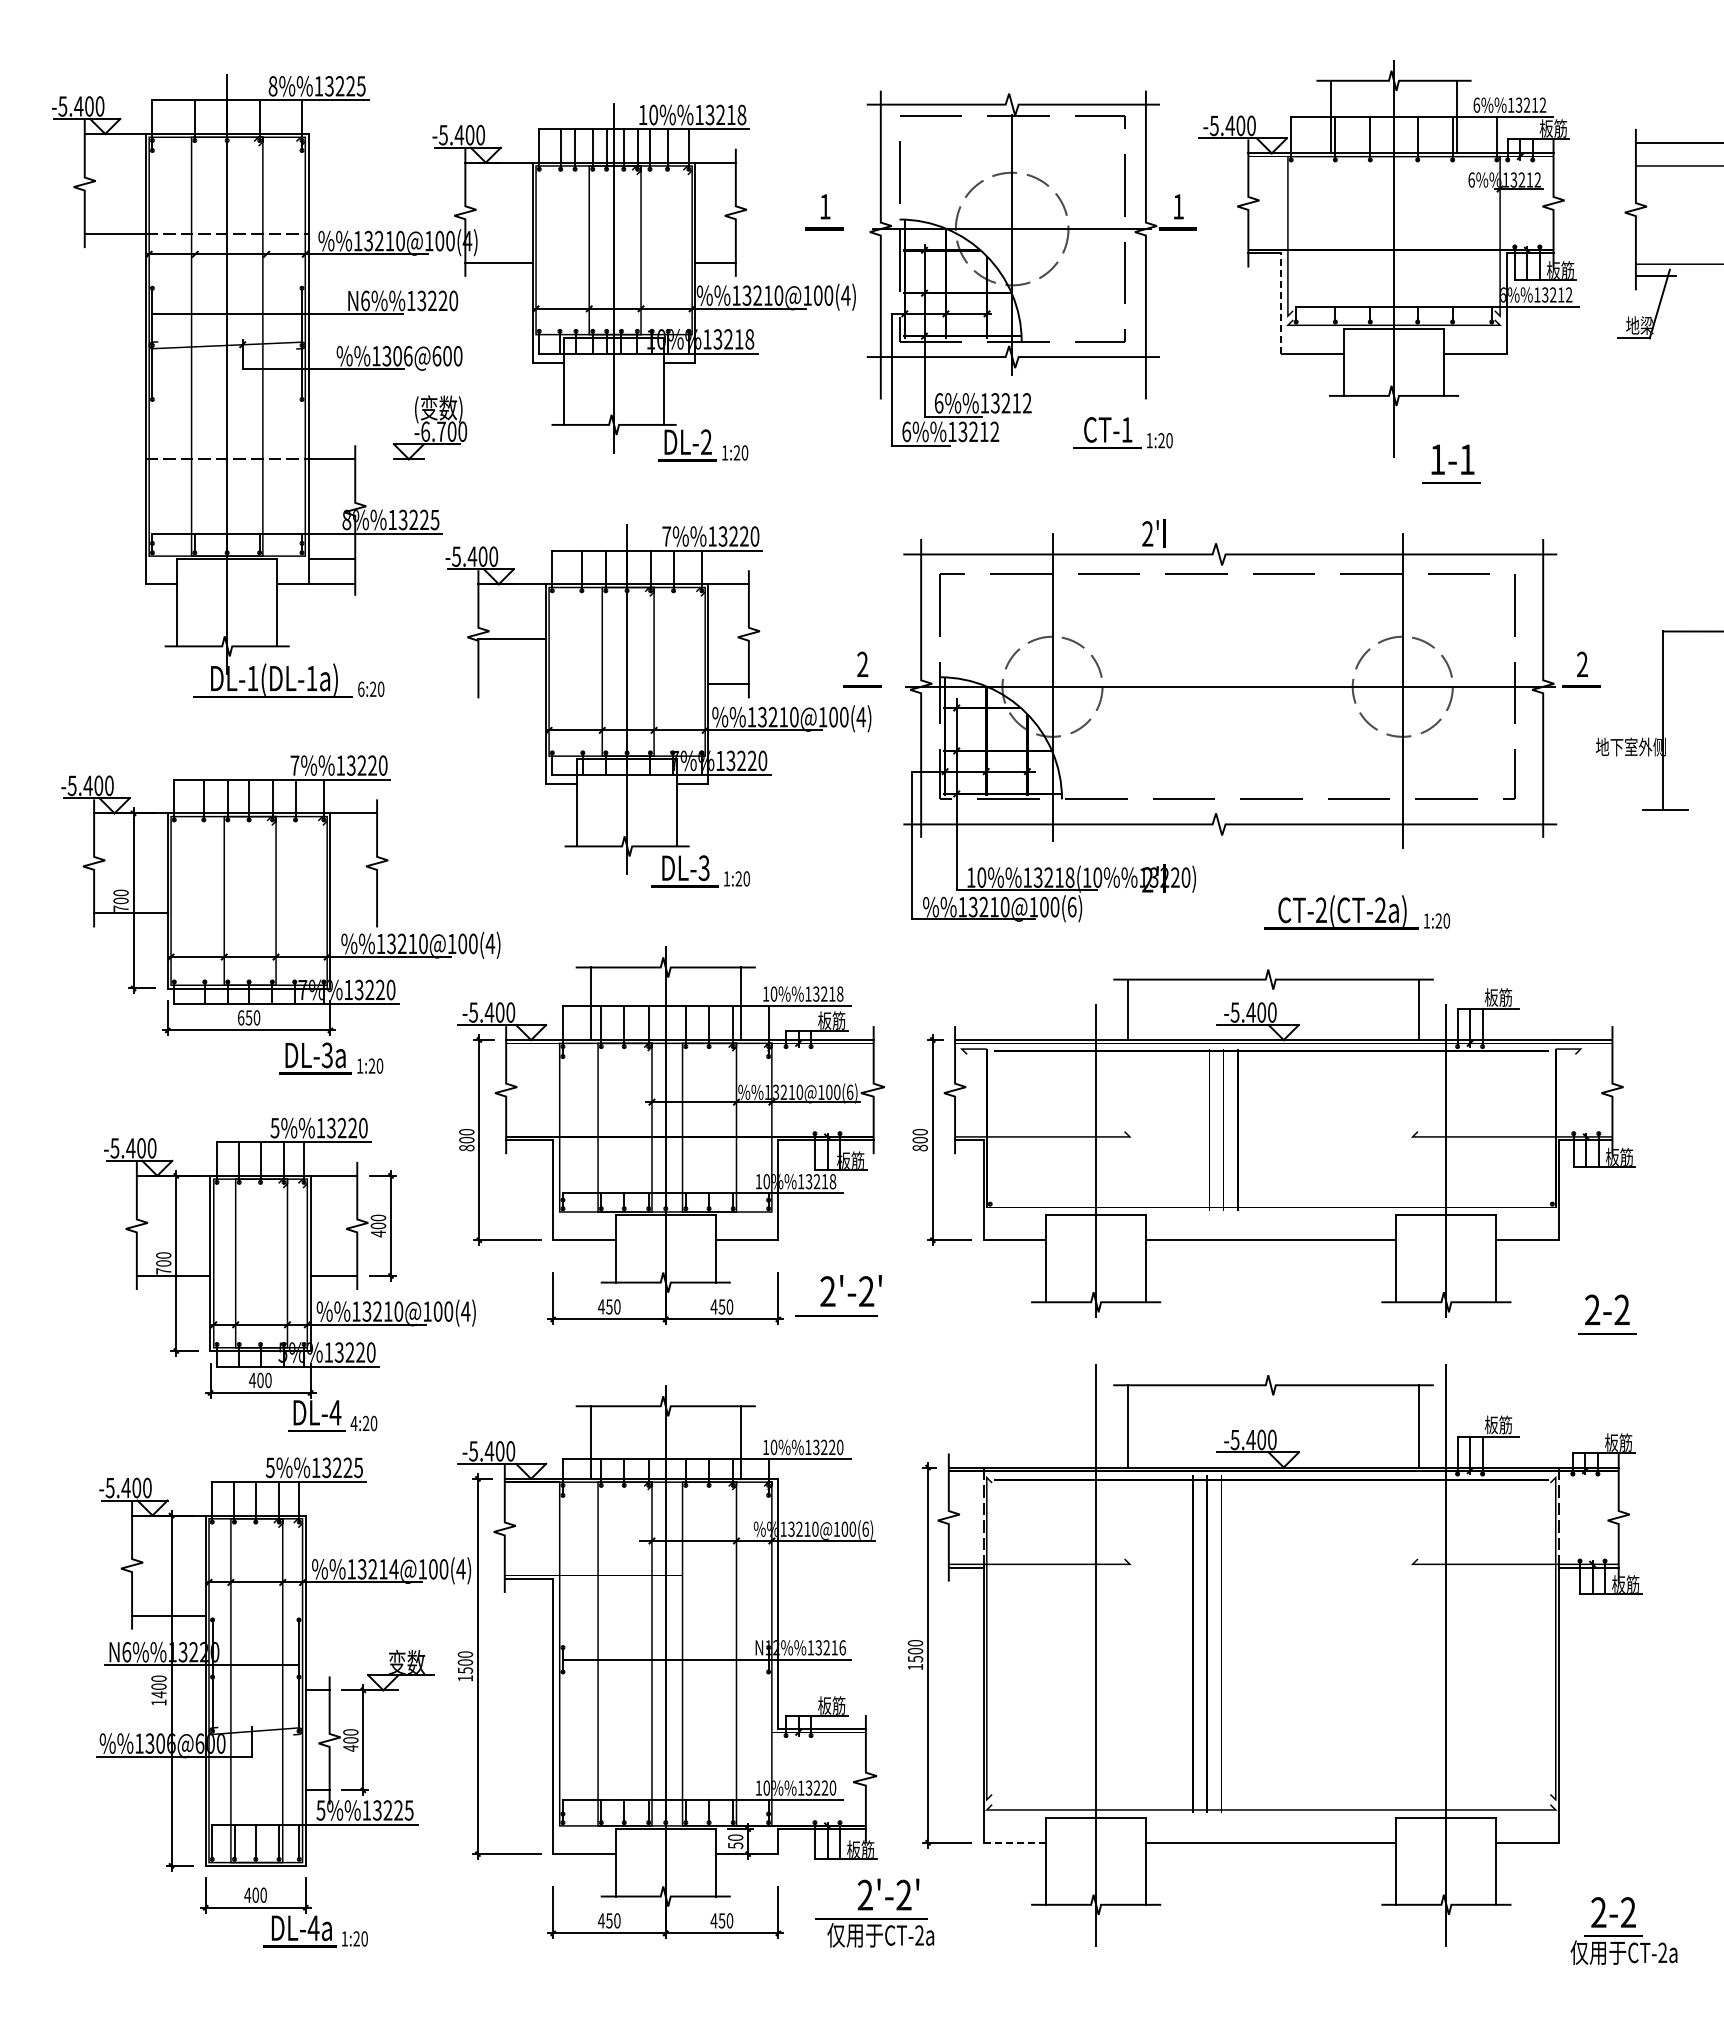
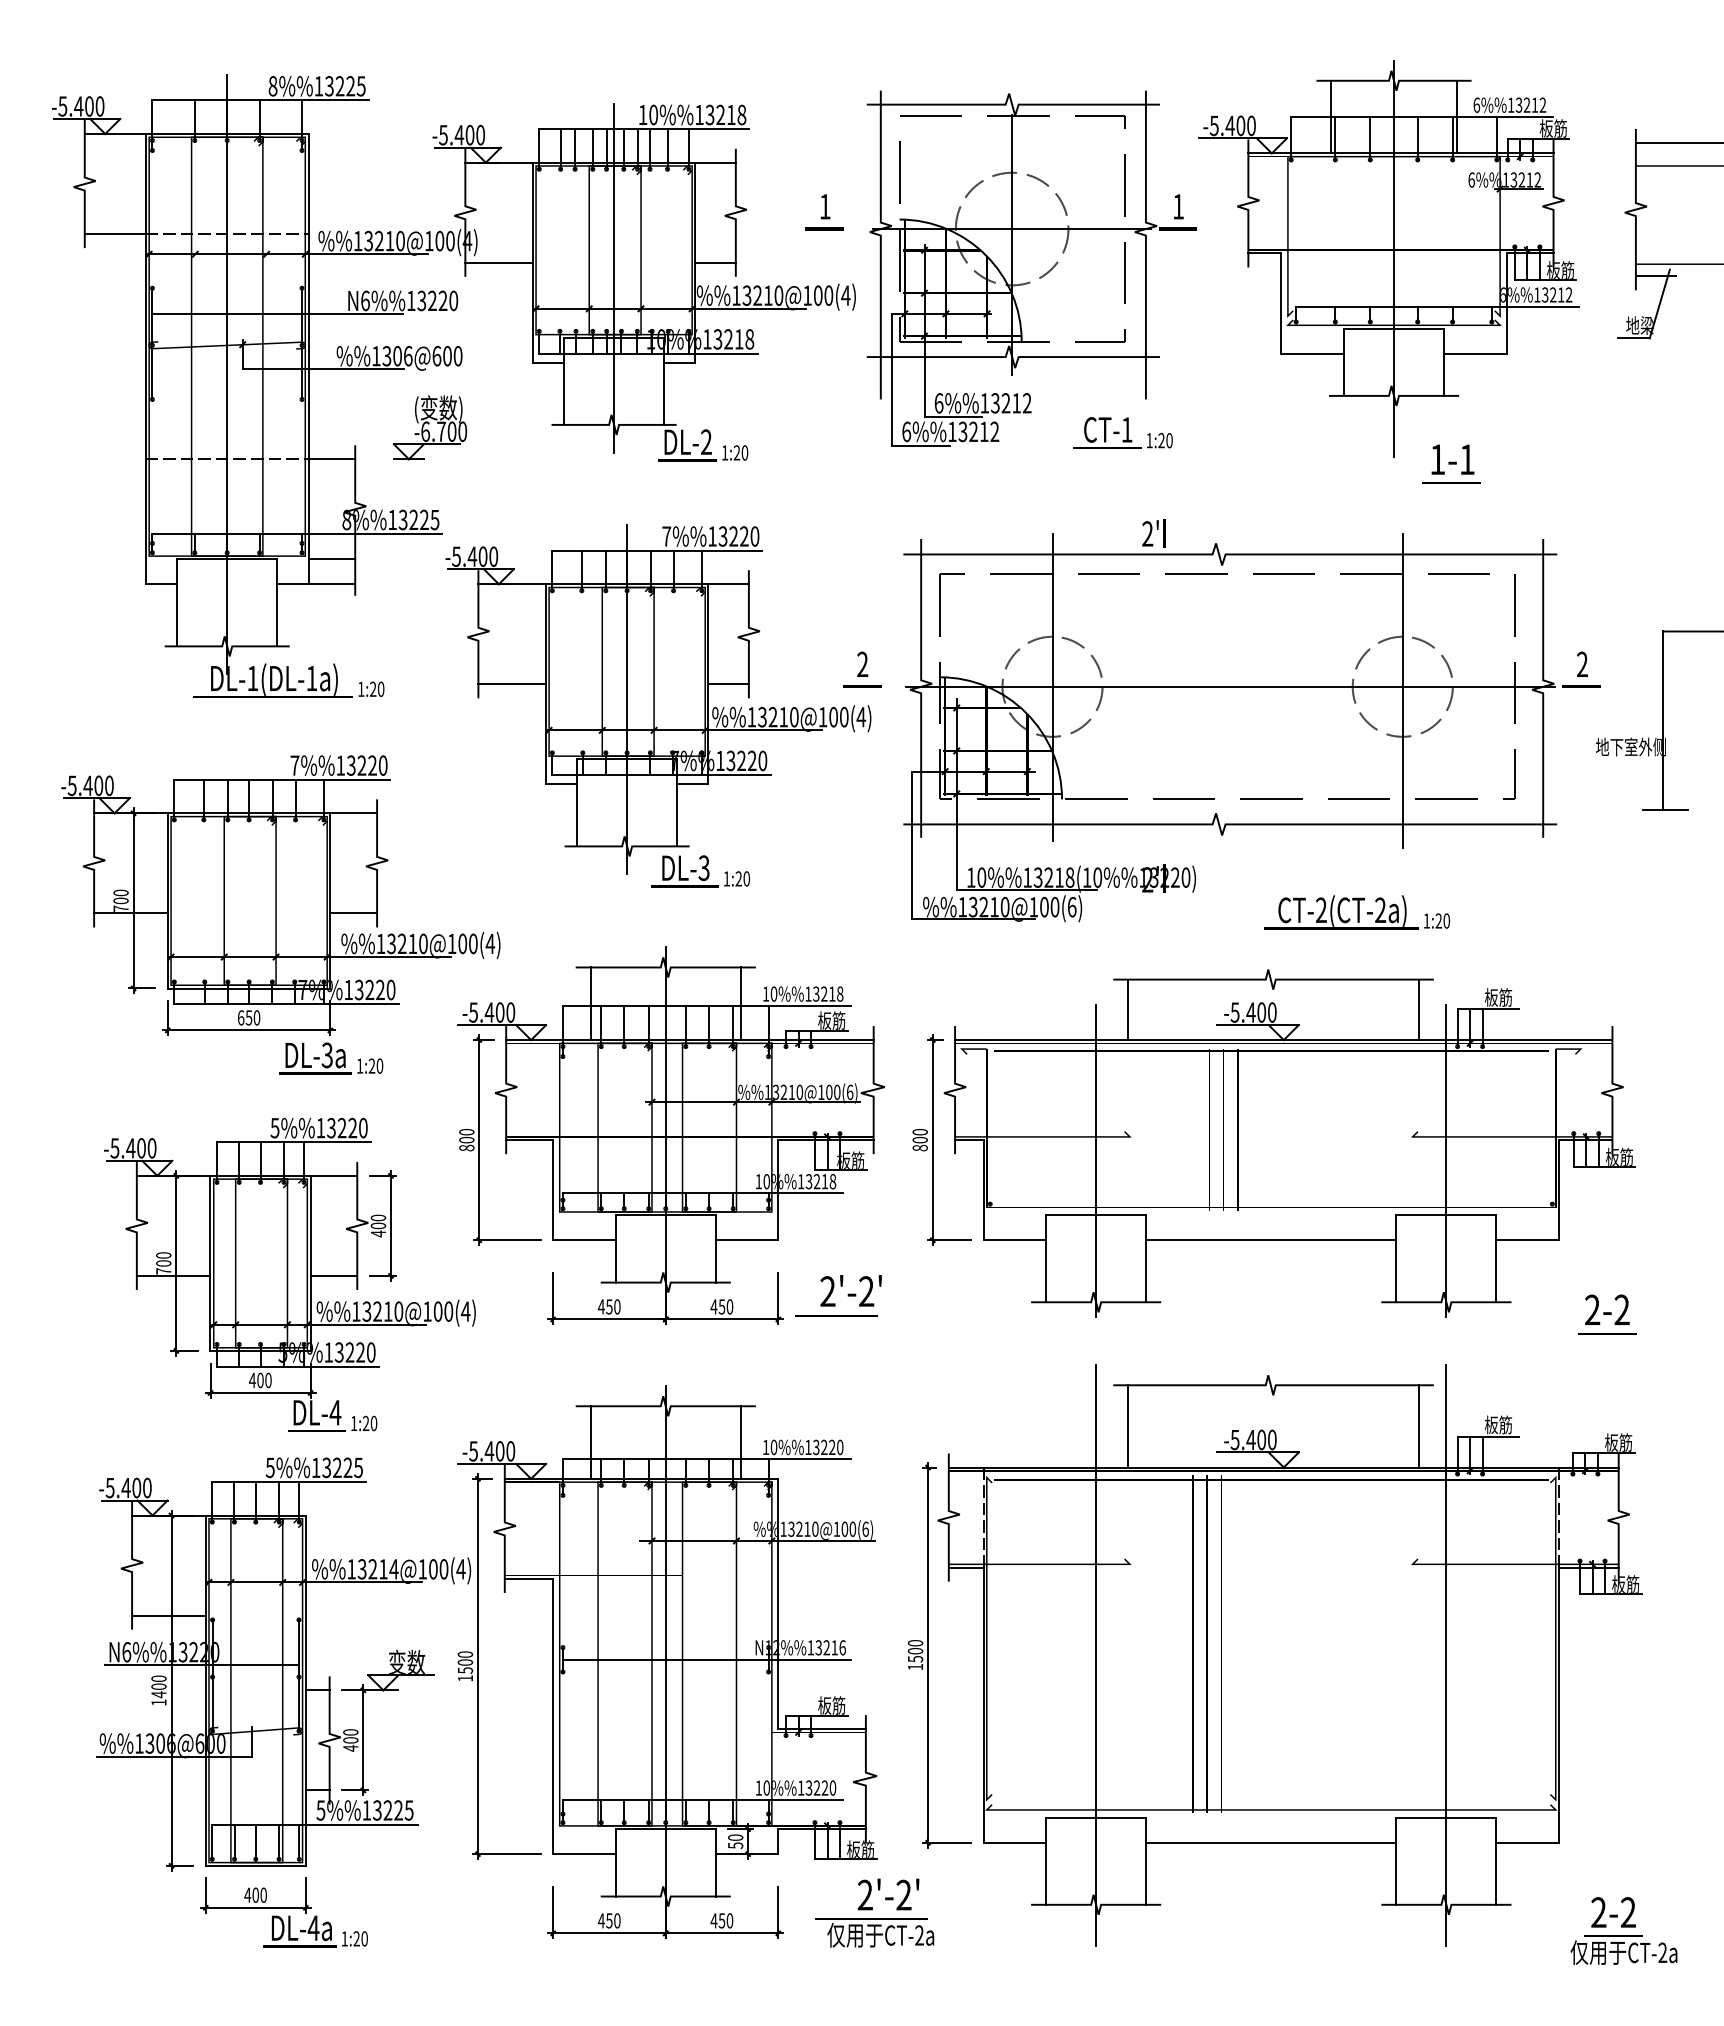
line: dashed -> solid (1281, 303)
line position: (511, 639) -> (511, 684) (511, 684)
text: 6:20 -> 1:20 (361, 688)
line: none -> present (353, 913)
text: 4:20 -> 1:20 (353, 1423)
line: dashed -> solid (1015, 1842)
